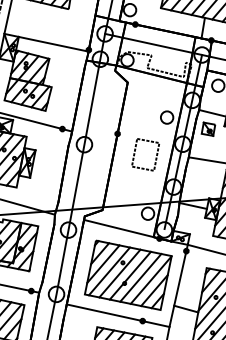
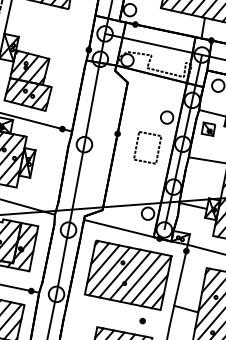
line: present -> none (53, 43)
part position: (135, 154) -> (137, 147) (137, 147)
line: present -> none (117, 315)
